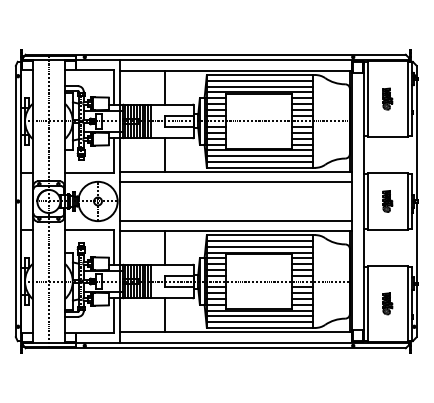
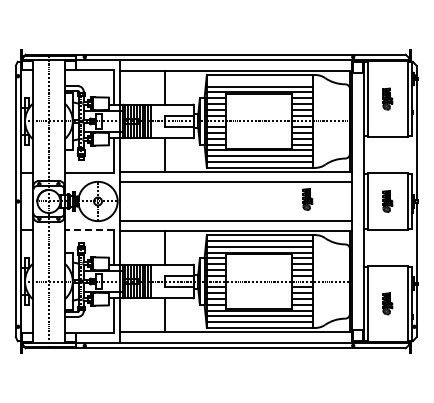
line: present -> none (259, 80)
part: none -> present (307, 199)
line: solid -> dashed (89, 230)
